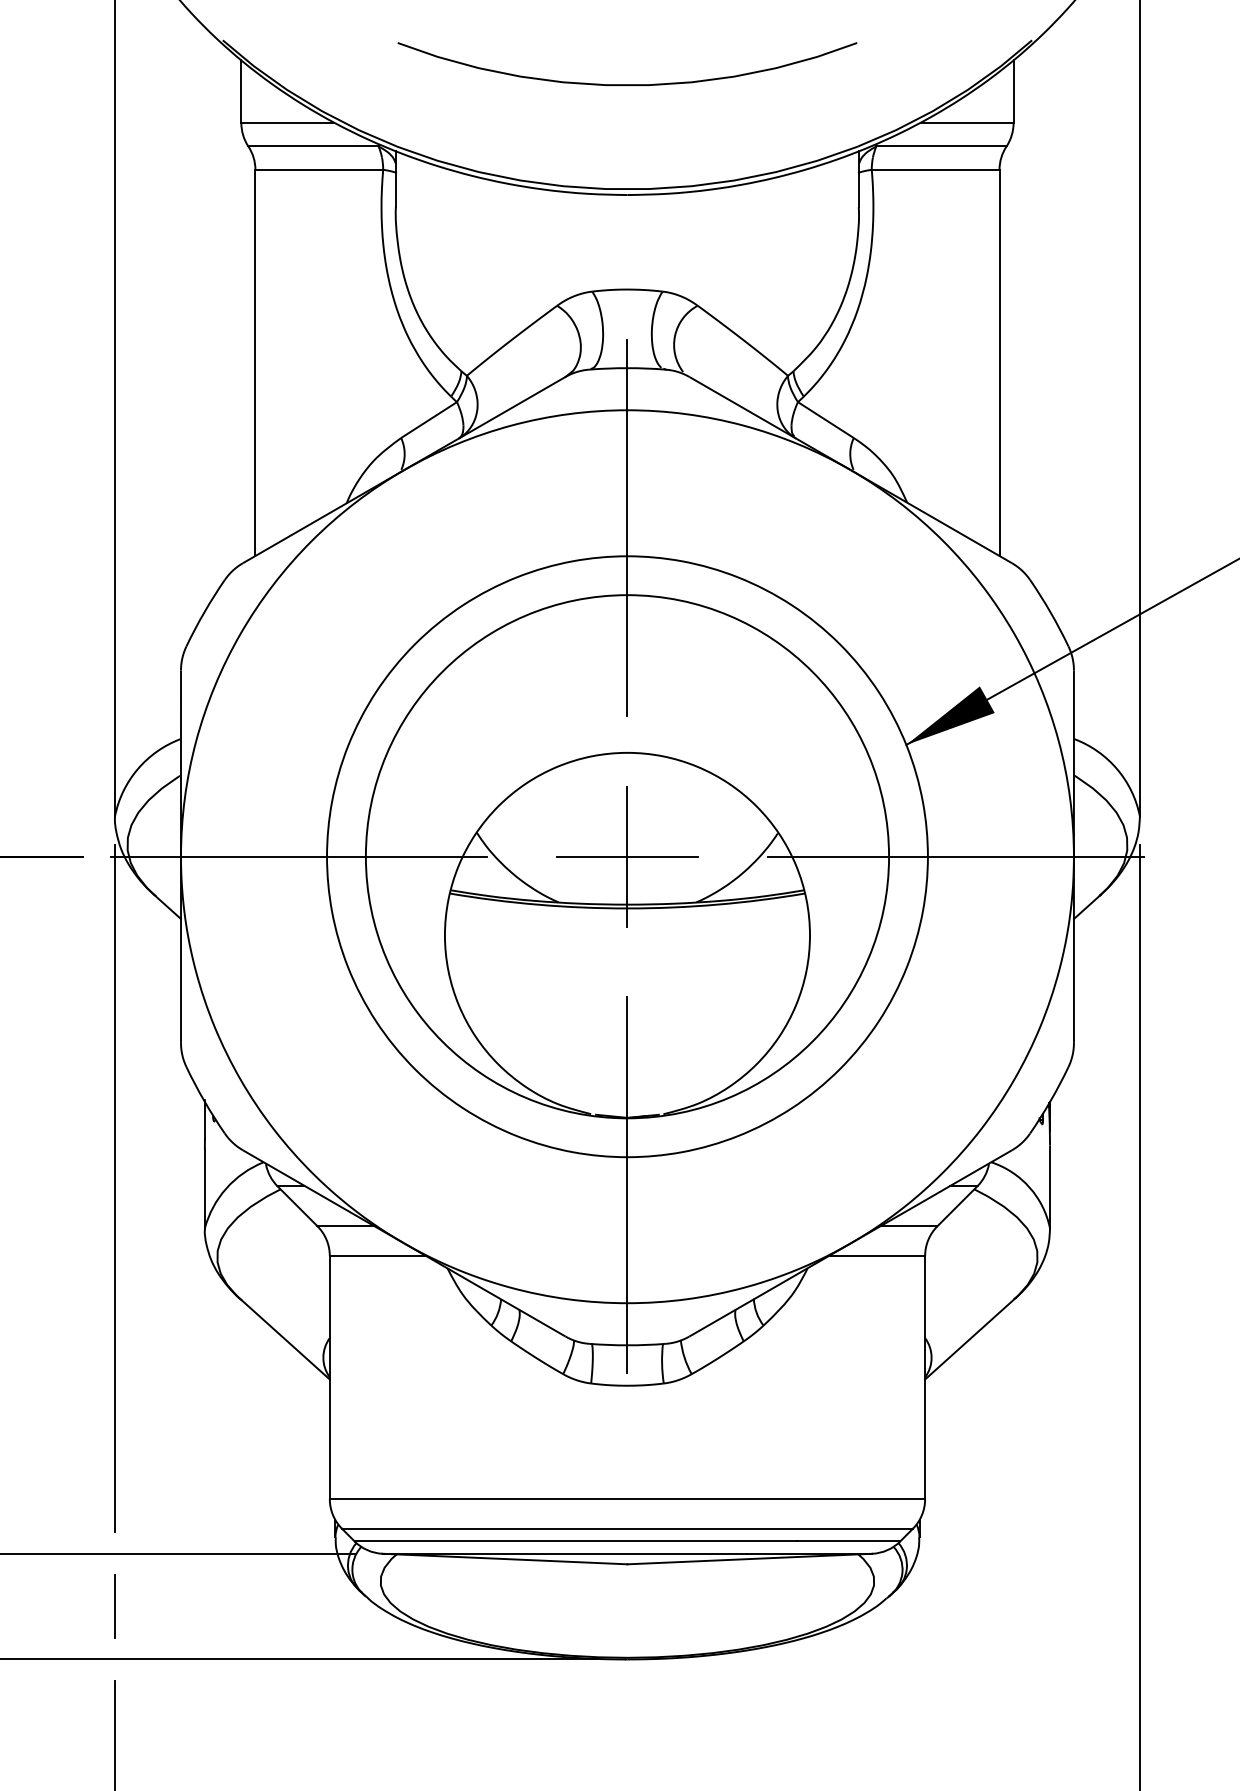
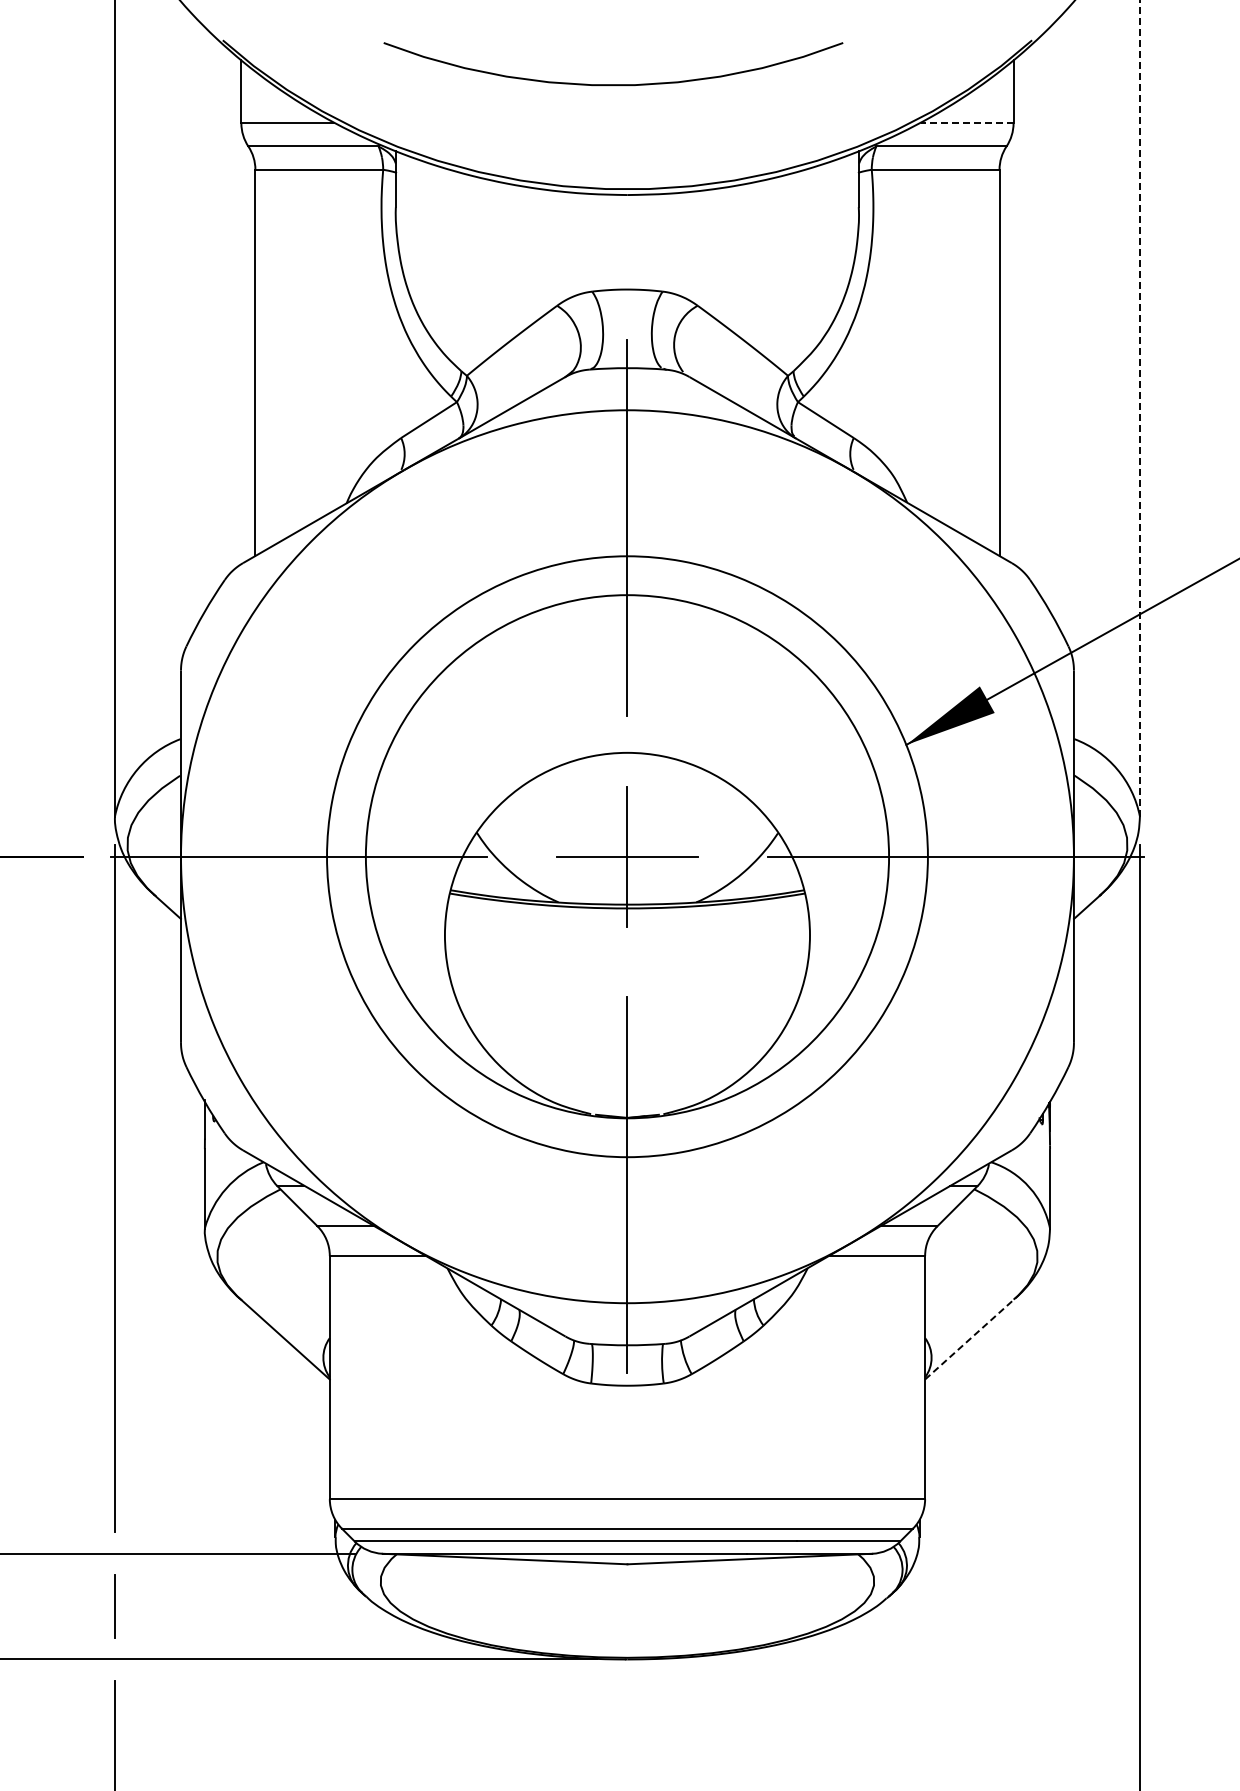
curve position: (627, 84) -> (613, 84) (613, 84)
line: solid -> dashed (967, 123)
line: solid -> dashed (1139, 408)
line: solid -> dashed (970, 1338)
